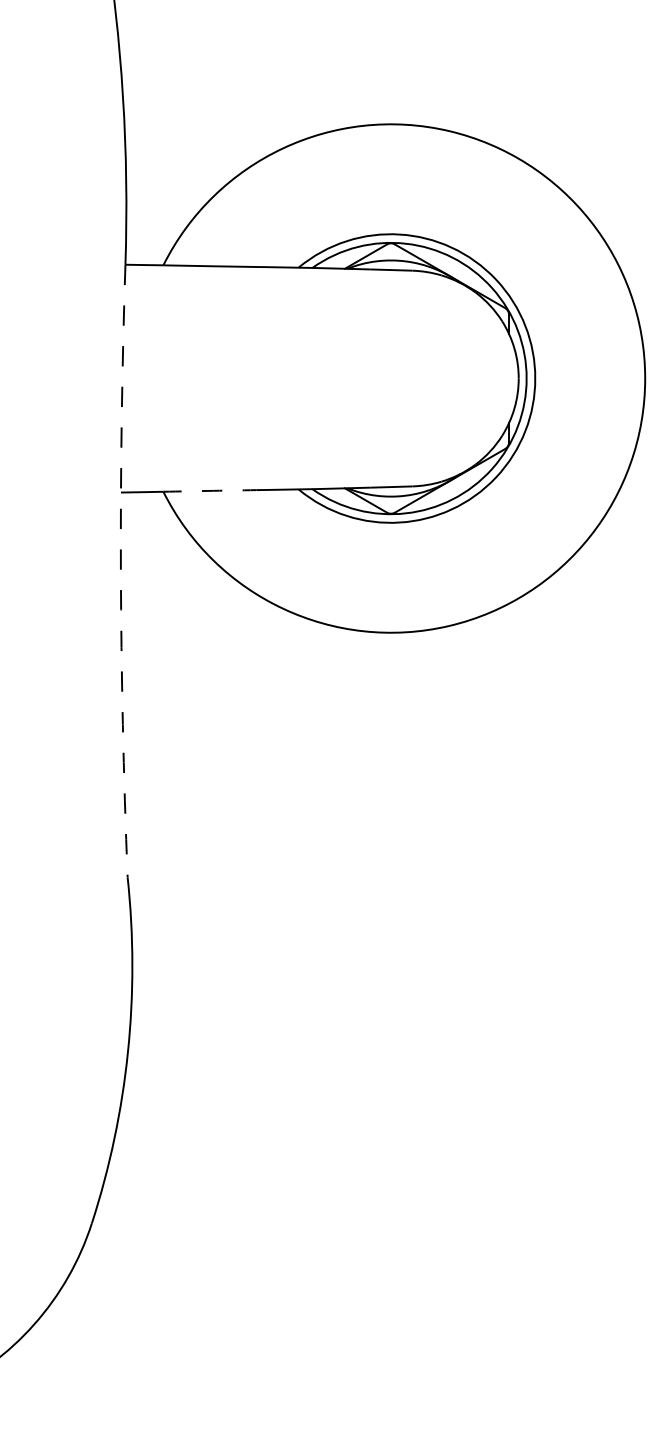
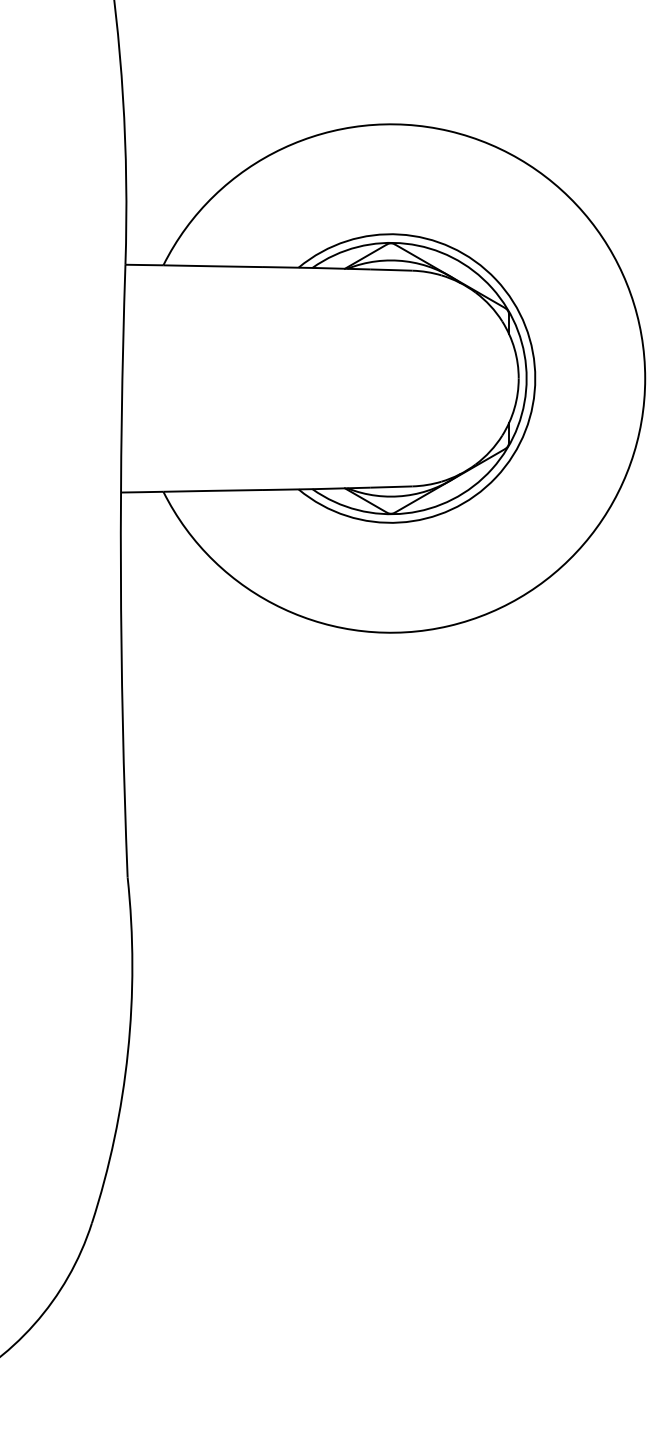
arc: dashed -> solid (213, 490)
arc: dashed -> solid (120, 571)
